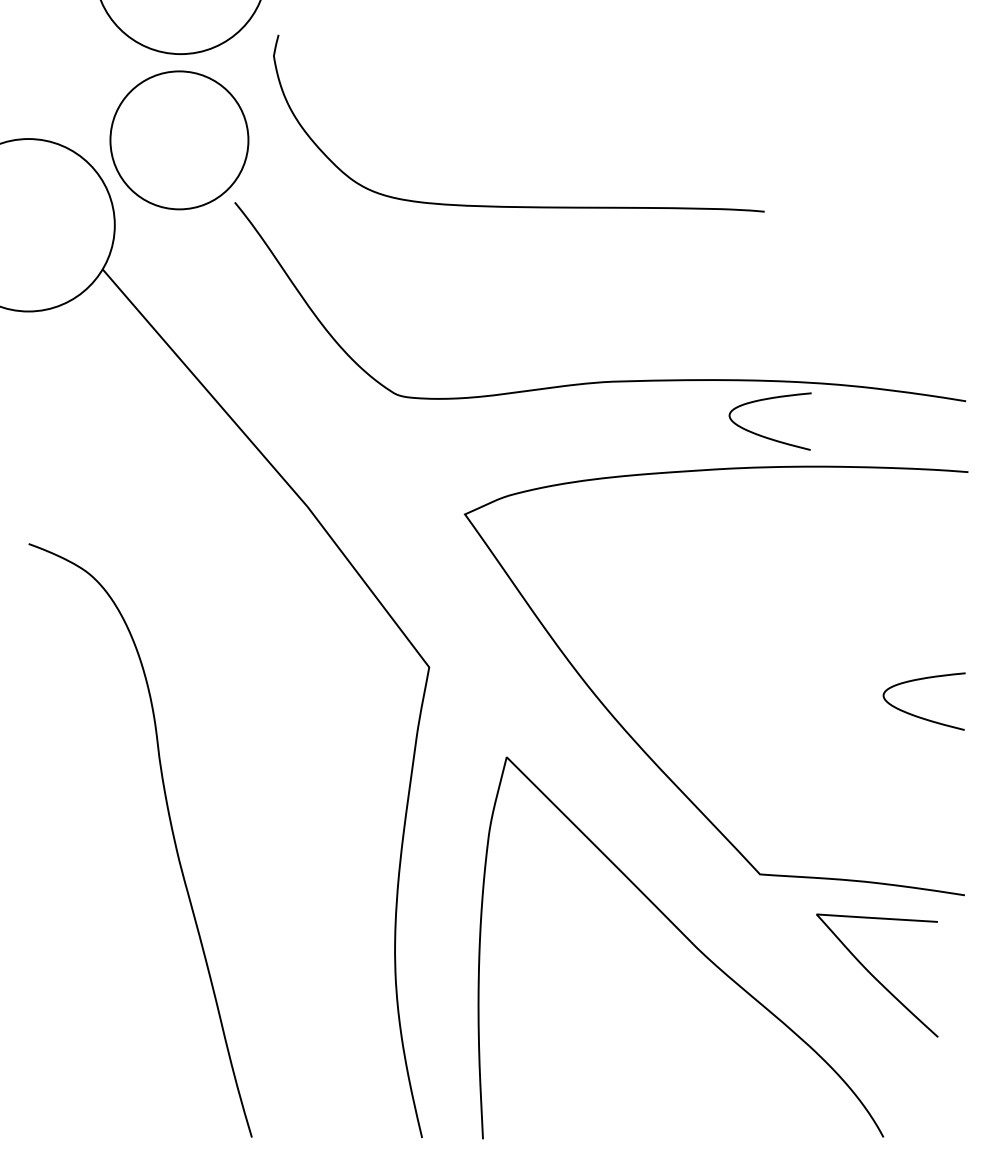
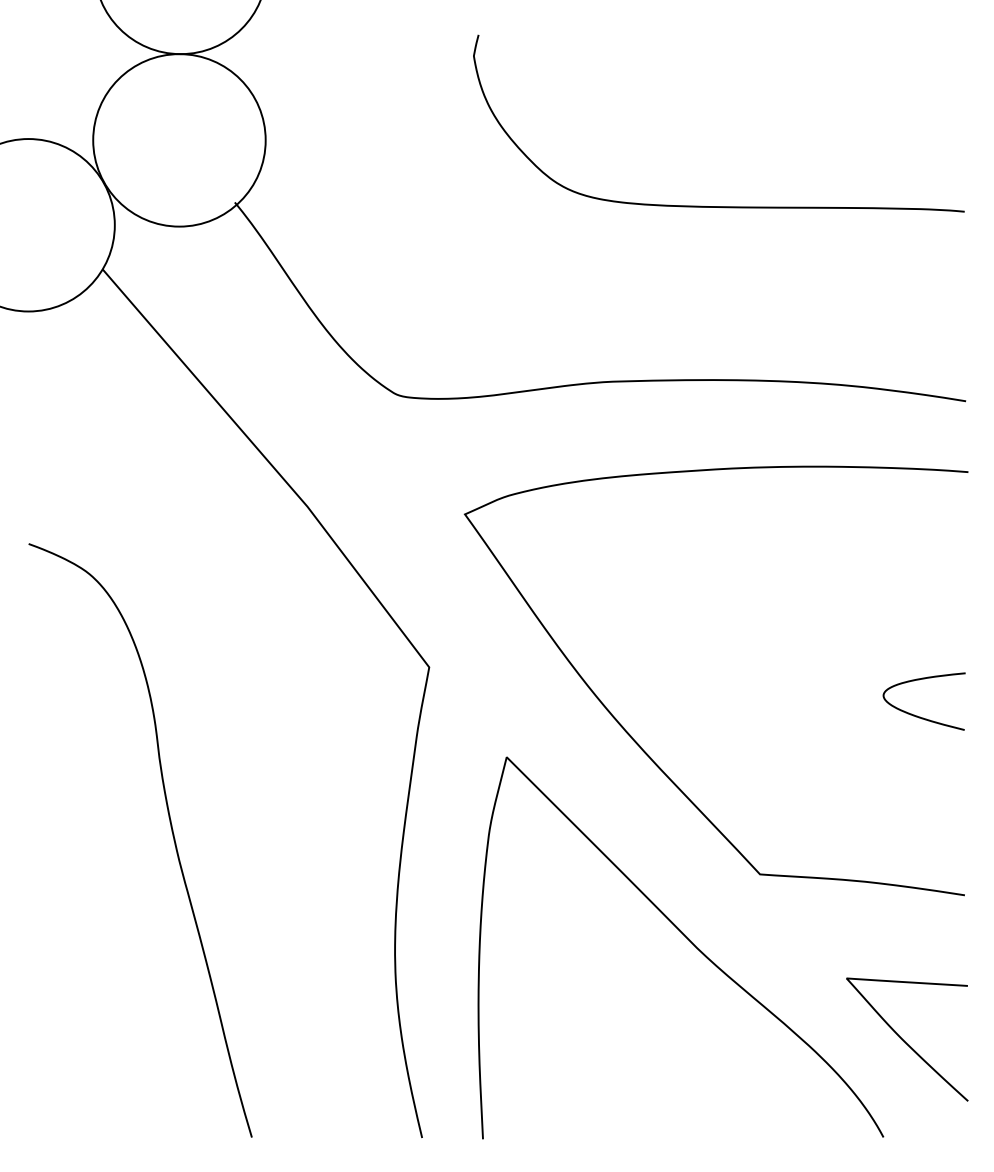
circle diameter: 138 px -> 172 px (179, 140)
curve position: (518, 206) -> (718, 206) (718, 206)
curve: present -> none (763, 435)
curve position: (875, 977) -> (905, 1041) (905, 1041)
